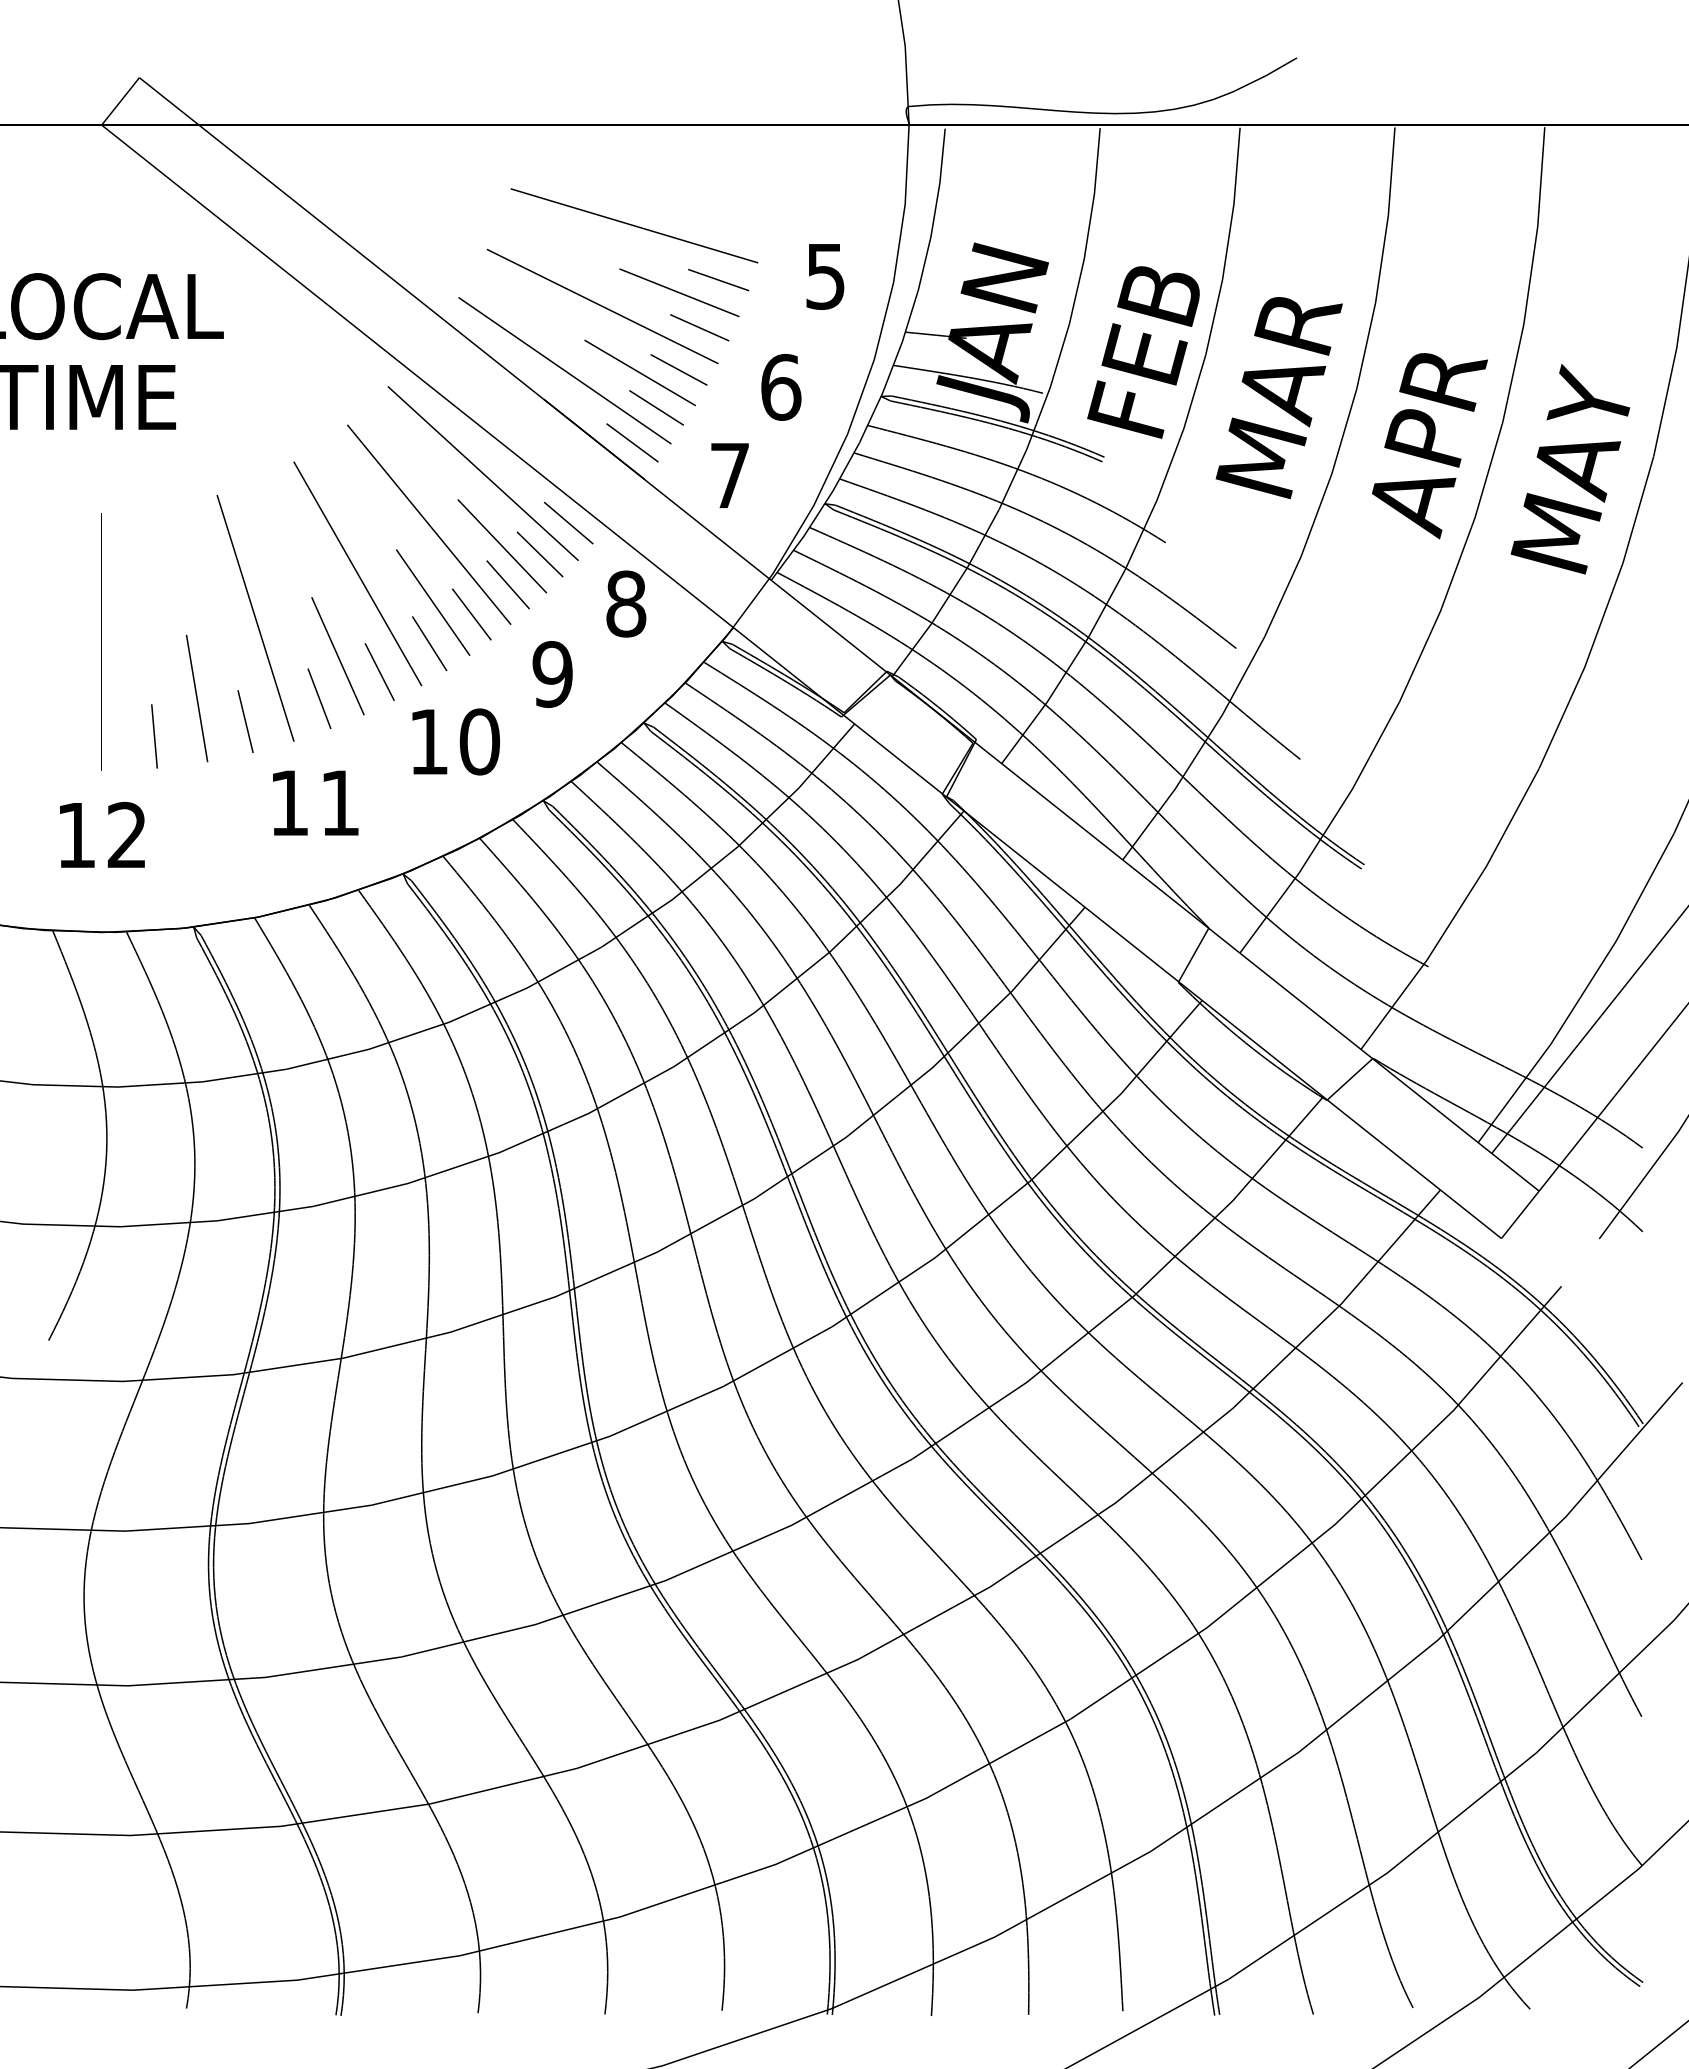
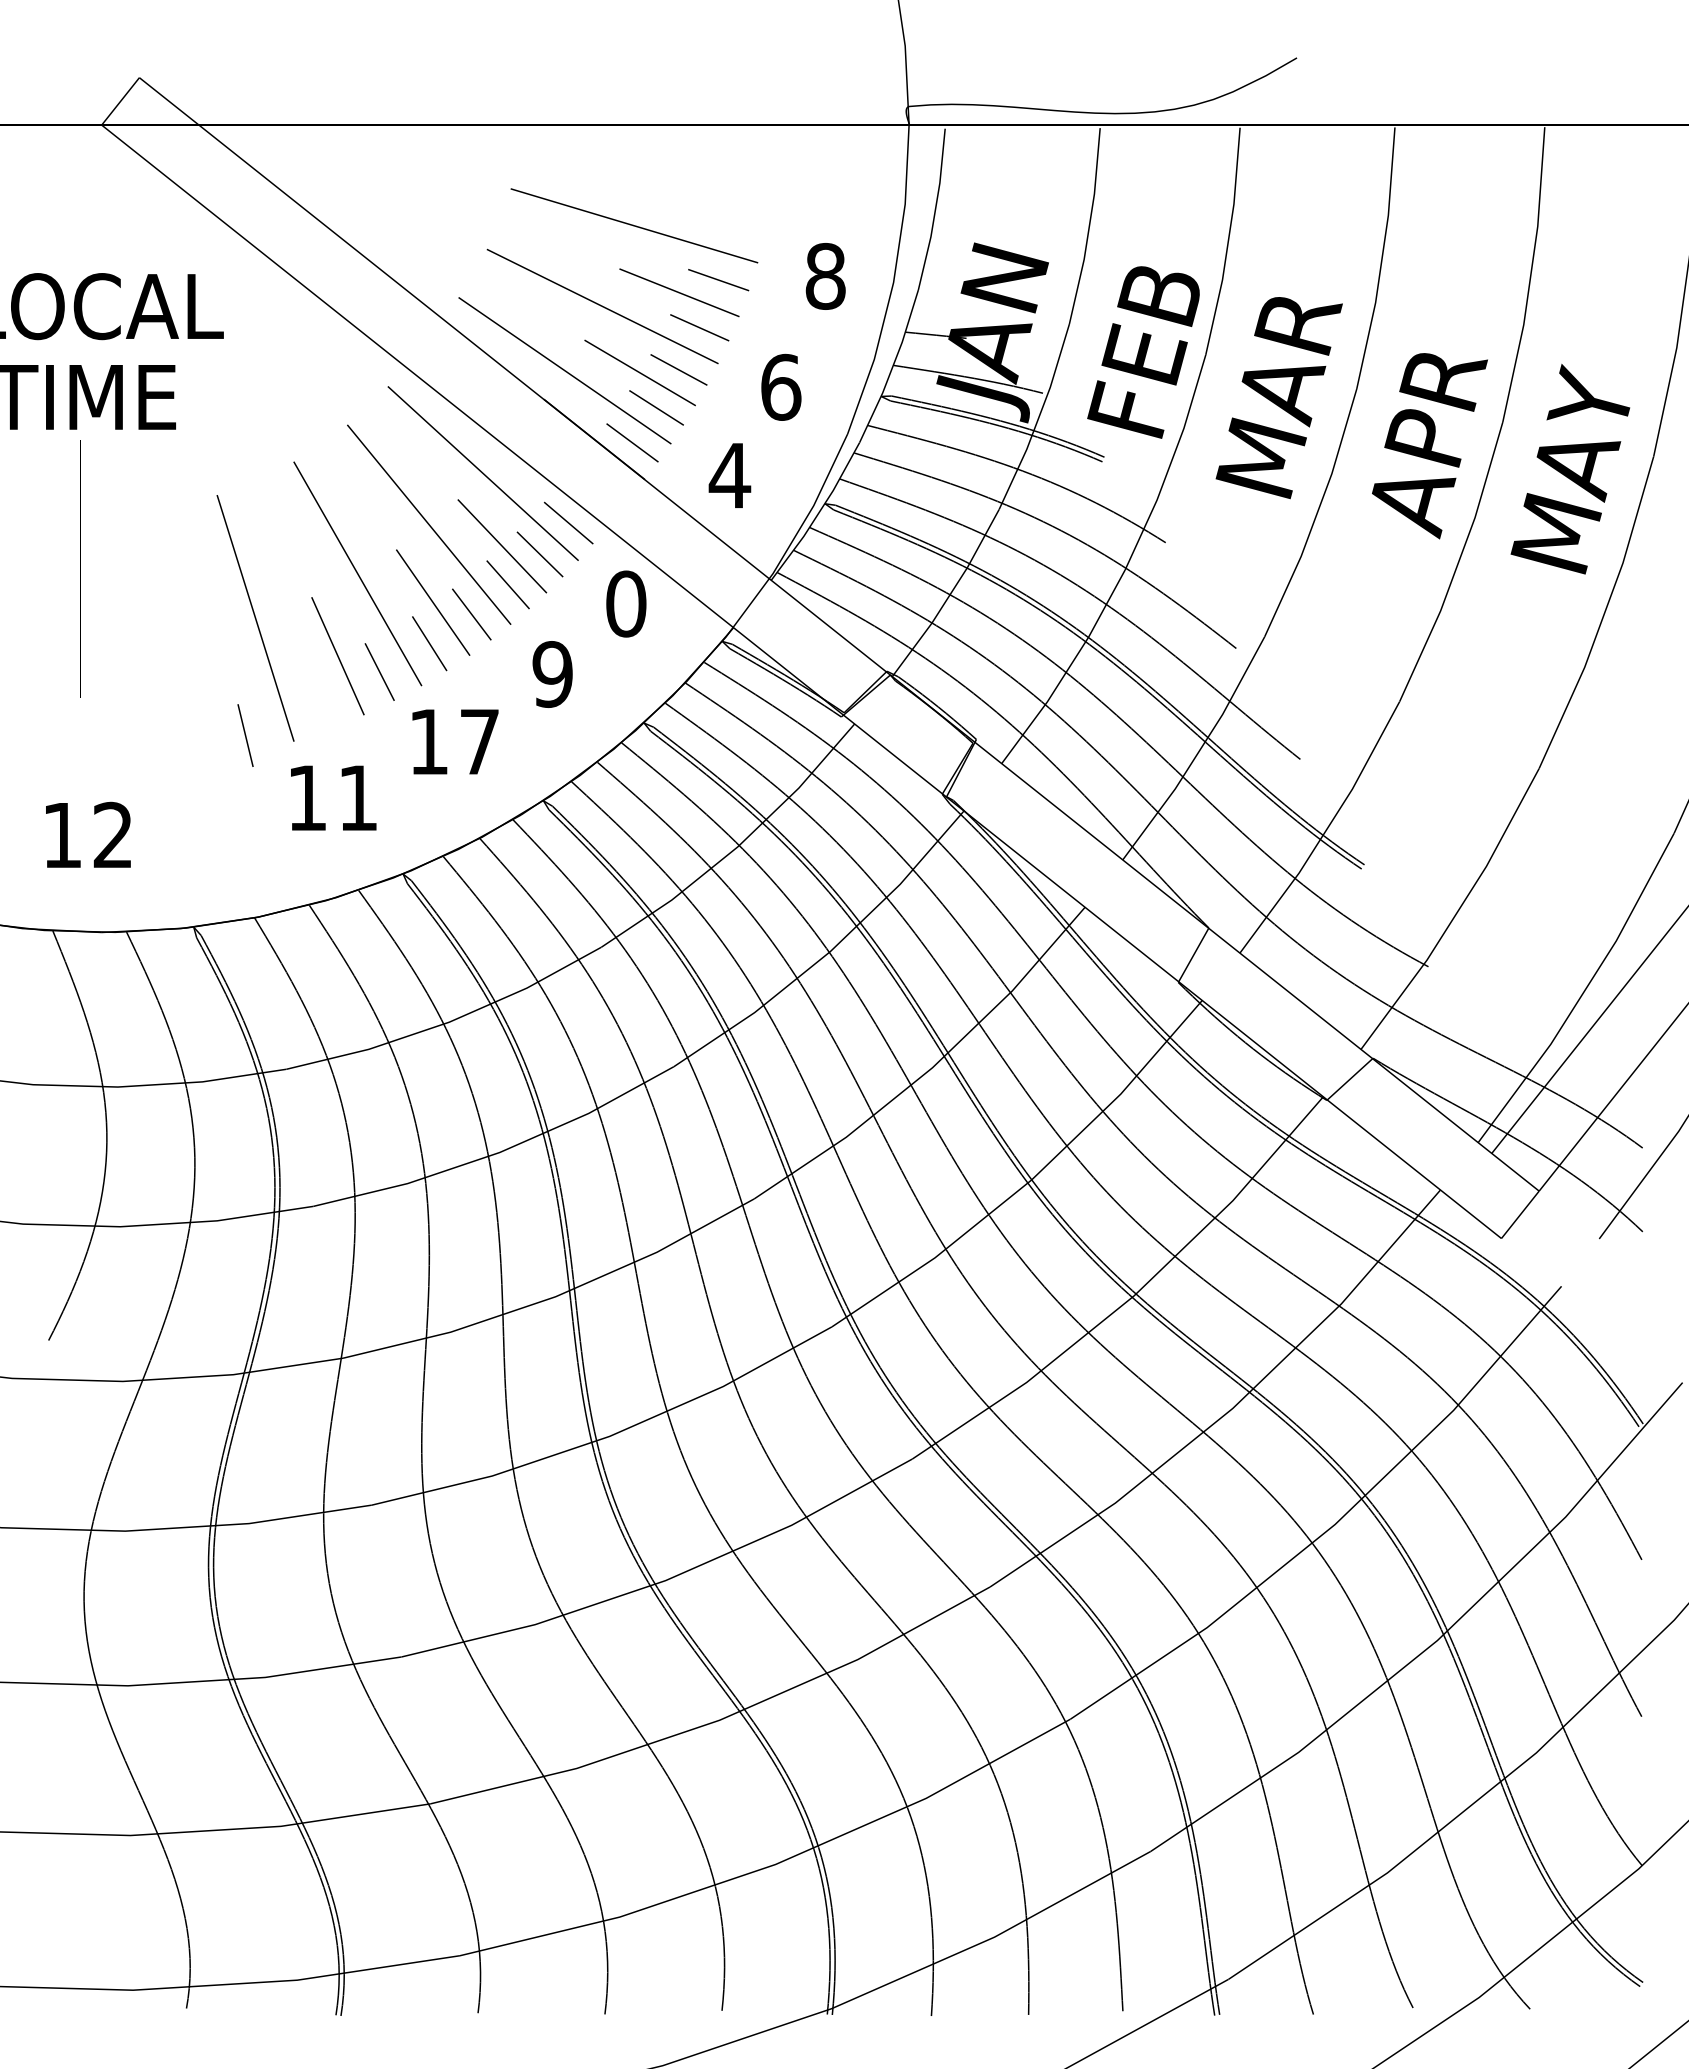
text: 5 -> 8 (825, 276)
text: 7 -> 4 (729, 475)
text: 8 -> 0 (626, 603)
line position: (101, 641) -> (80, 568) (80, 568)
line: present -> none (196, 698)
line: present -> none (319, 698)
line position: (245, 721) -> (245, 735) (245, 735)
line: present -> none (154, 736)
text: 10 -> 17 (479, 741)
text position: (315, 802) -> (333, 797) (333, 797)
text position: (102, 834) -> (88, 834) (88, 834)
